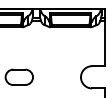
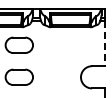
line: solid -> dashed (104, 43)
part: none -> present (18, 44)
